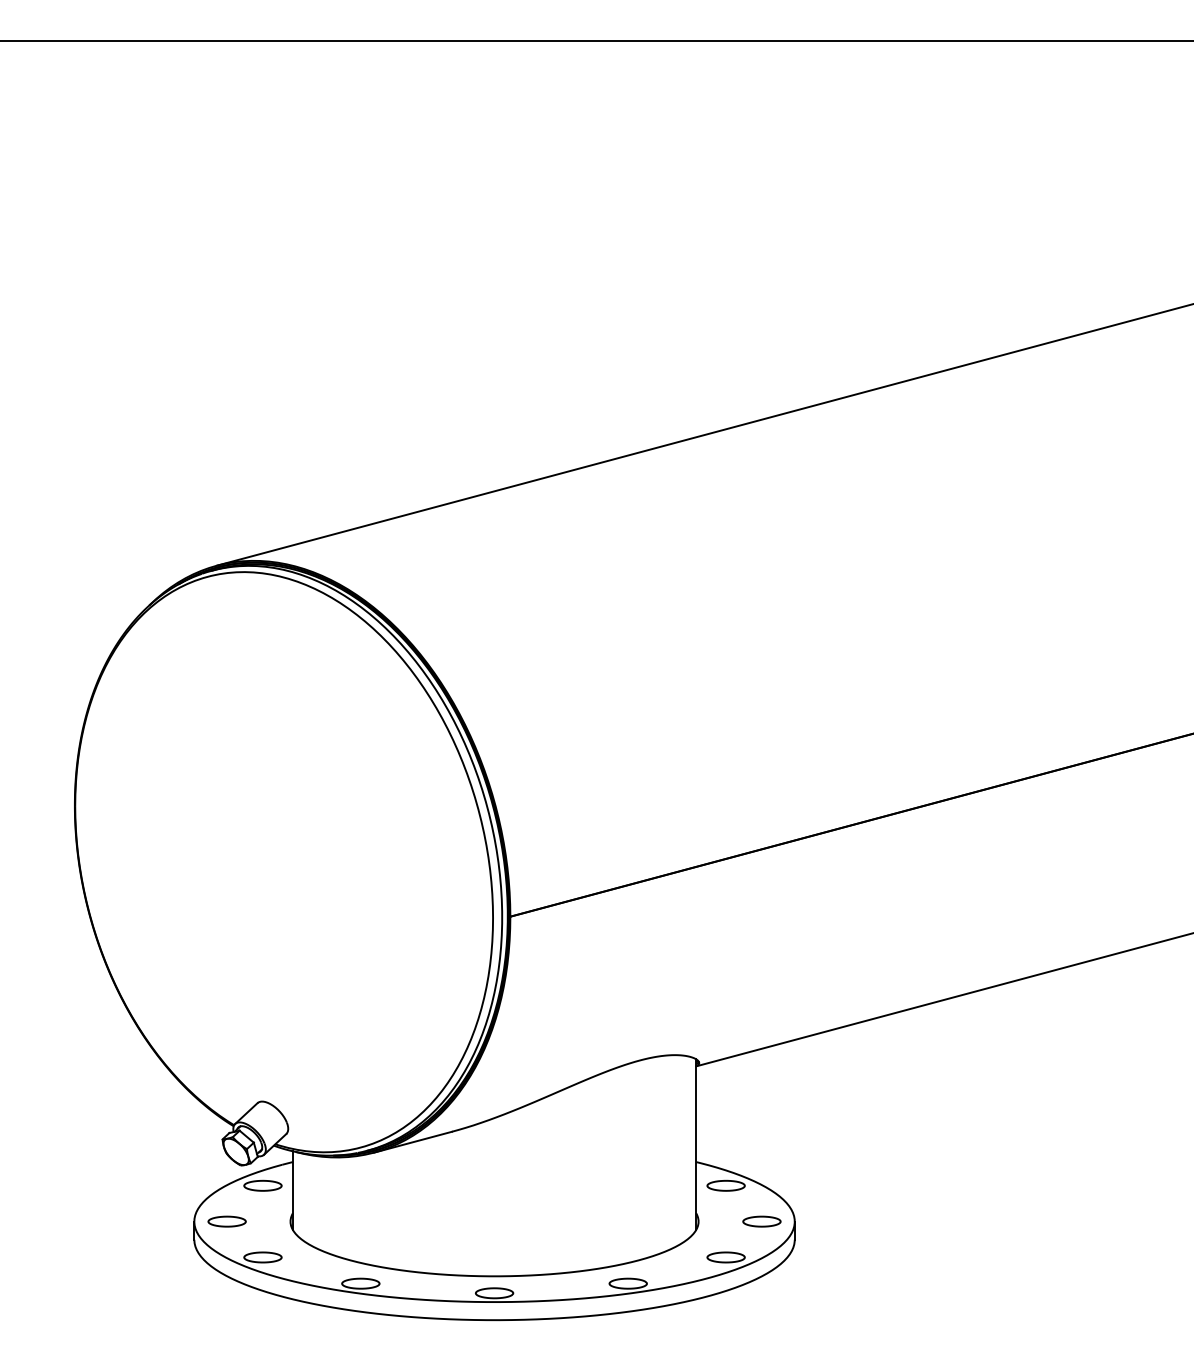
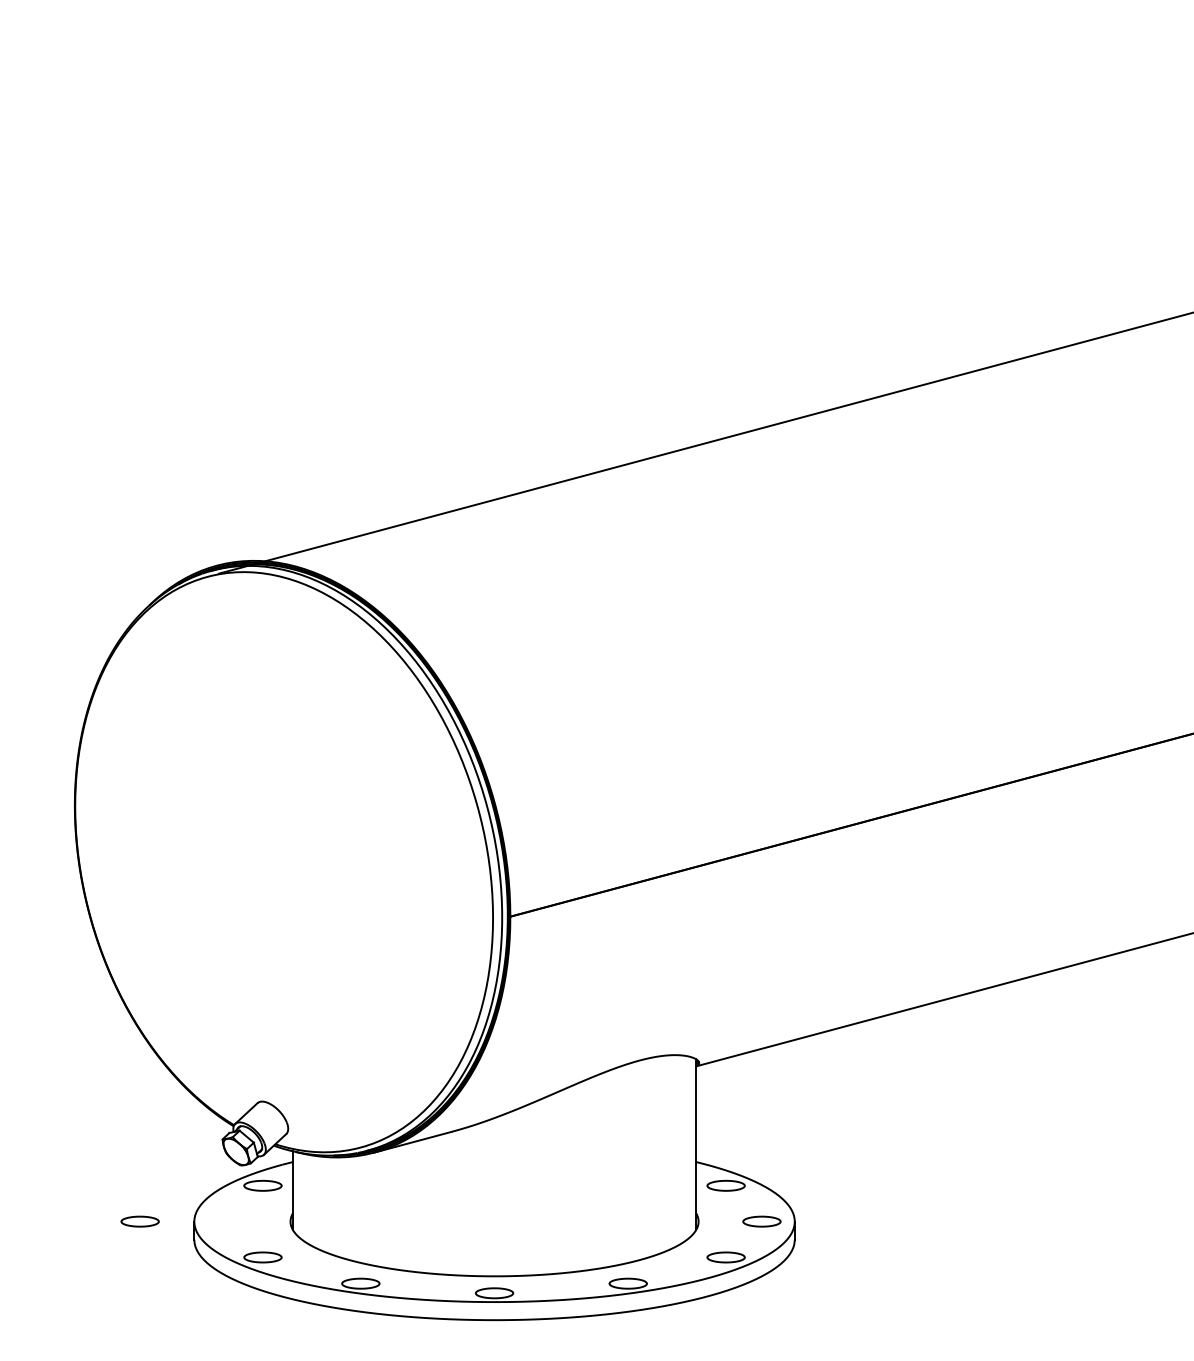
line: present -> none (596, 40)
line position: (703, 434) -> (704, 443) (704, 443)
part position: (226, 1221) -> (139, 1221) (139, 1221)
